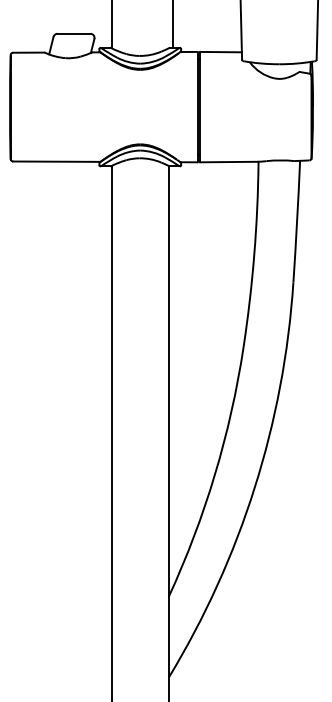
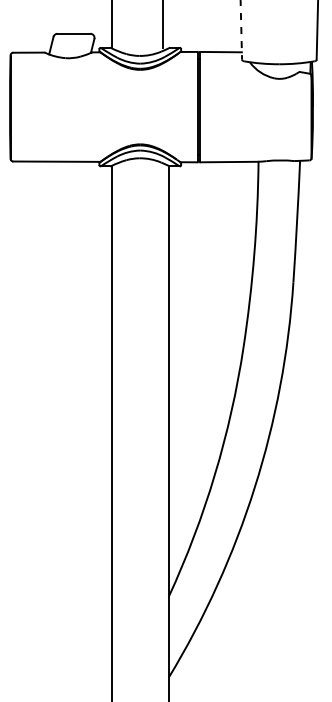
line position: (173, 24) -> (163, 24) (163, 24)
line: solid -> dashed (241, 30)
